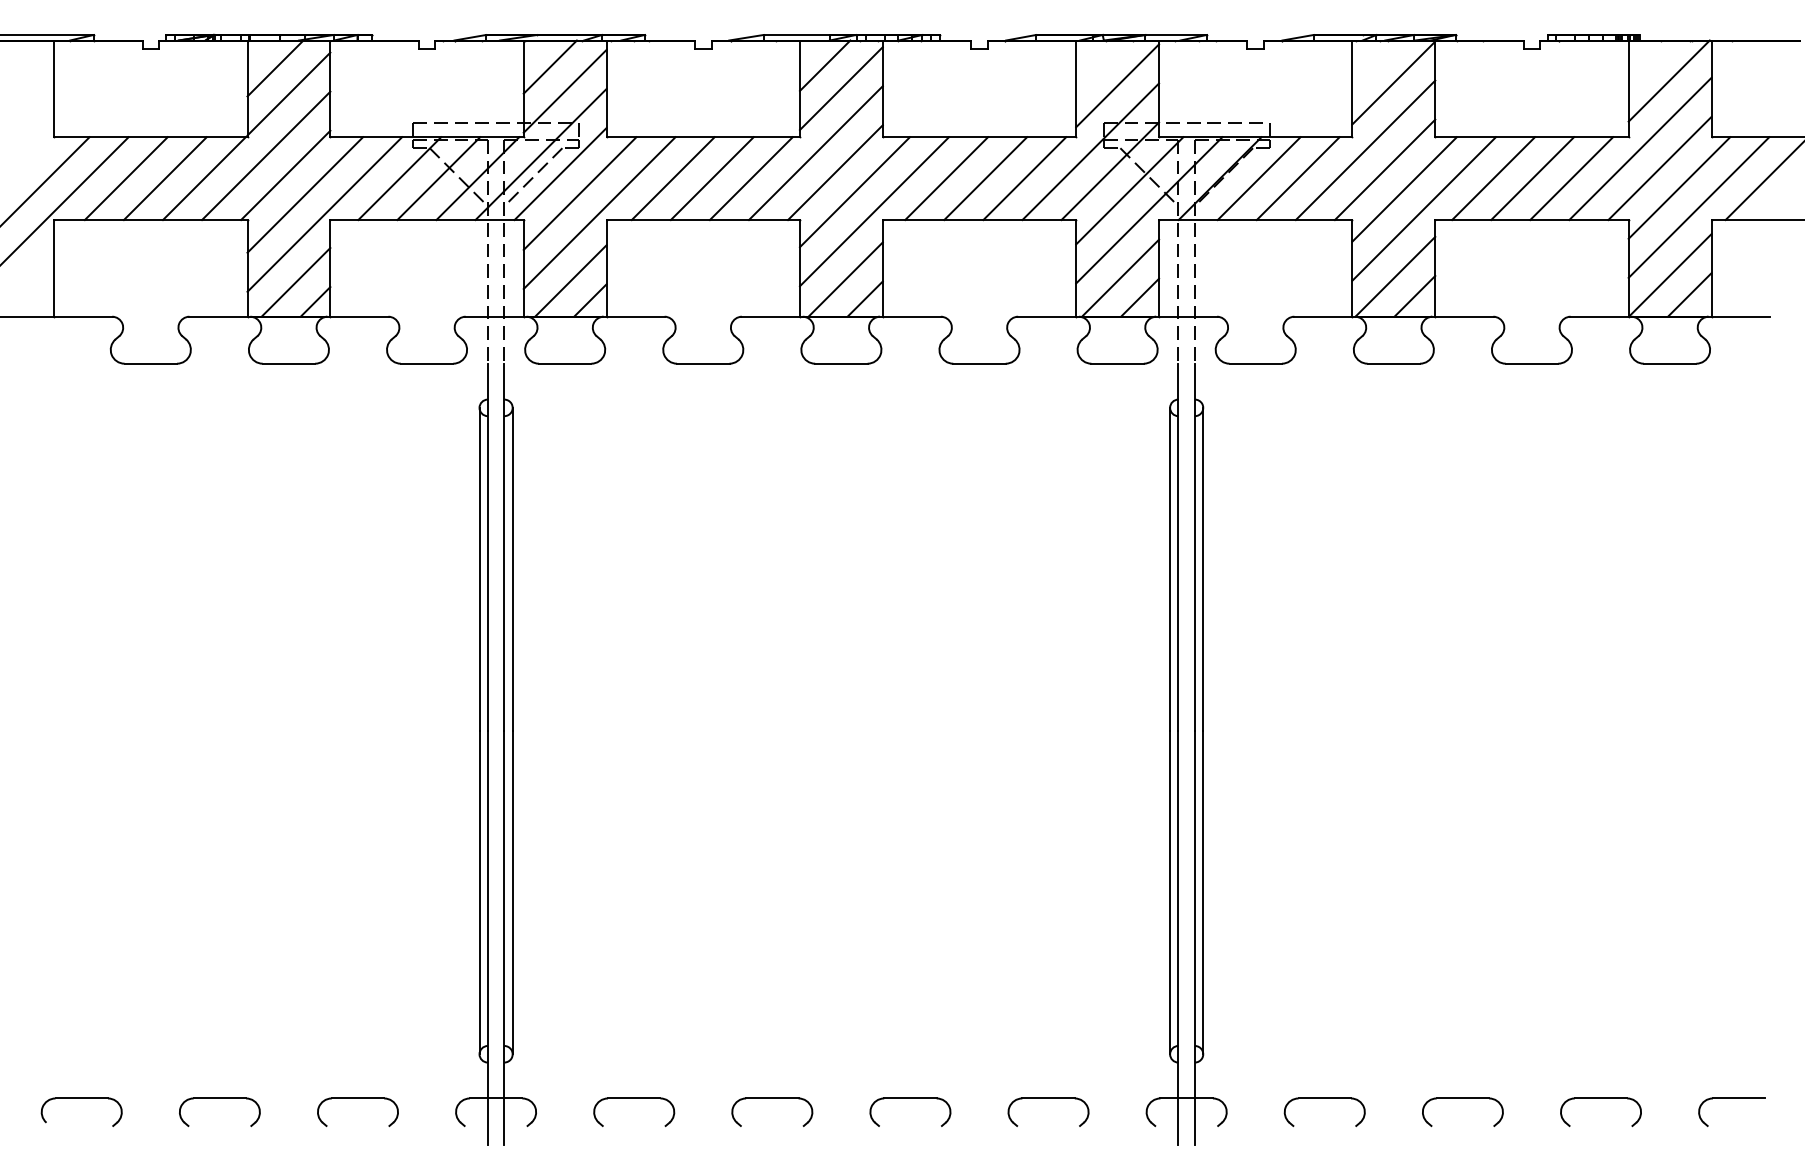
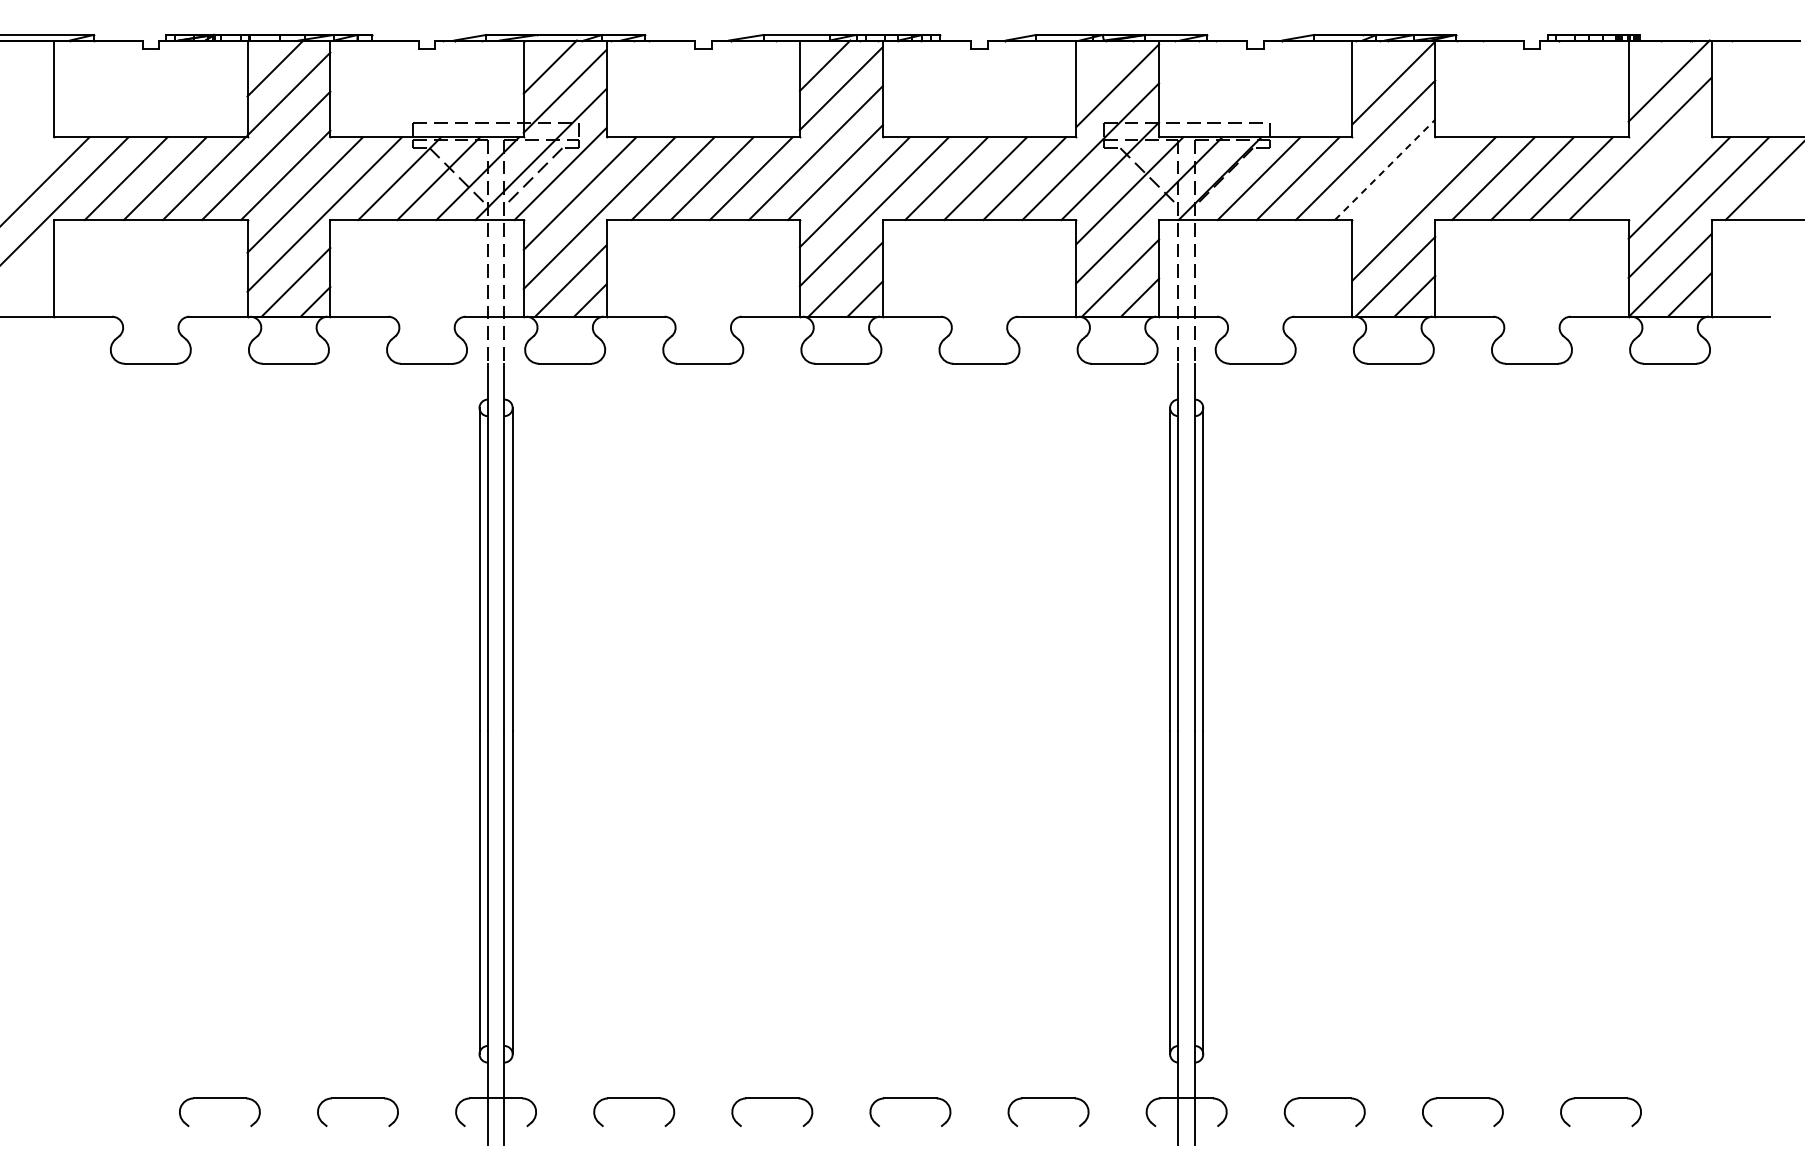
line: present -> none (1659, 168)
line: solid -> dashed (1385, 169)
line: present -> none (1404, 189)
part: present -> none (81, 1098)
part: present -> none (1731, 1098)
